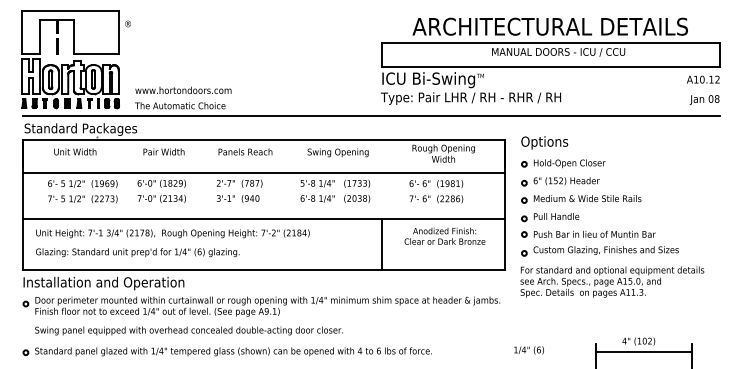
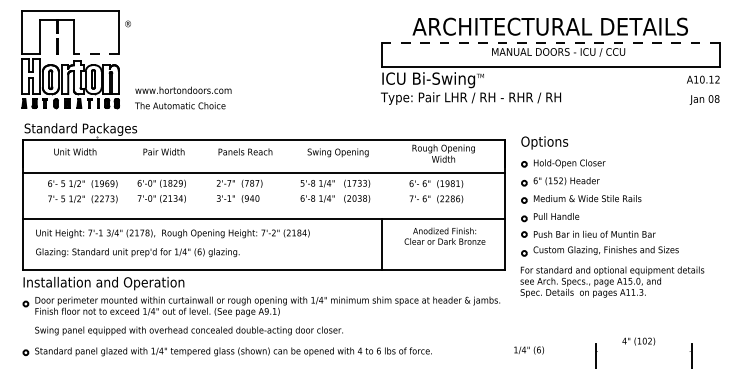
line: solid -> dashed (550, 43)
line: solid -> dashed (95, 53)
line: present -> none (370, 115)
line: present -> none (643, 351)
